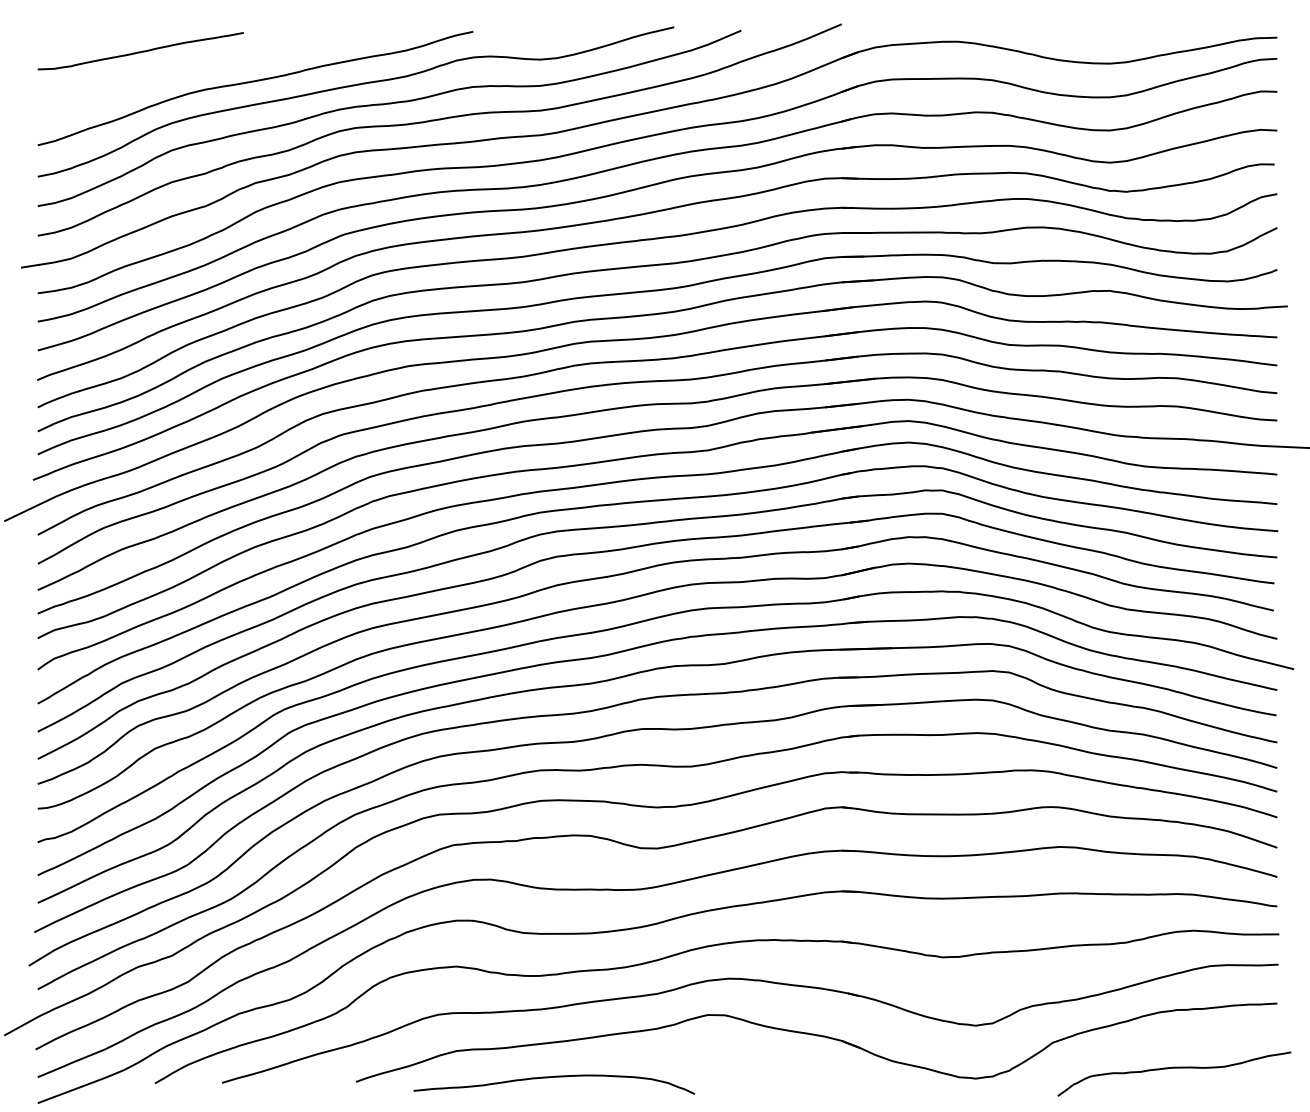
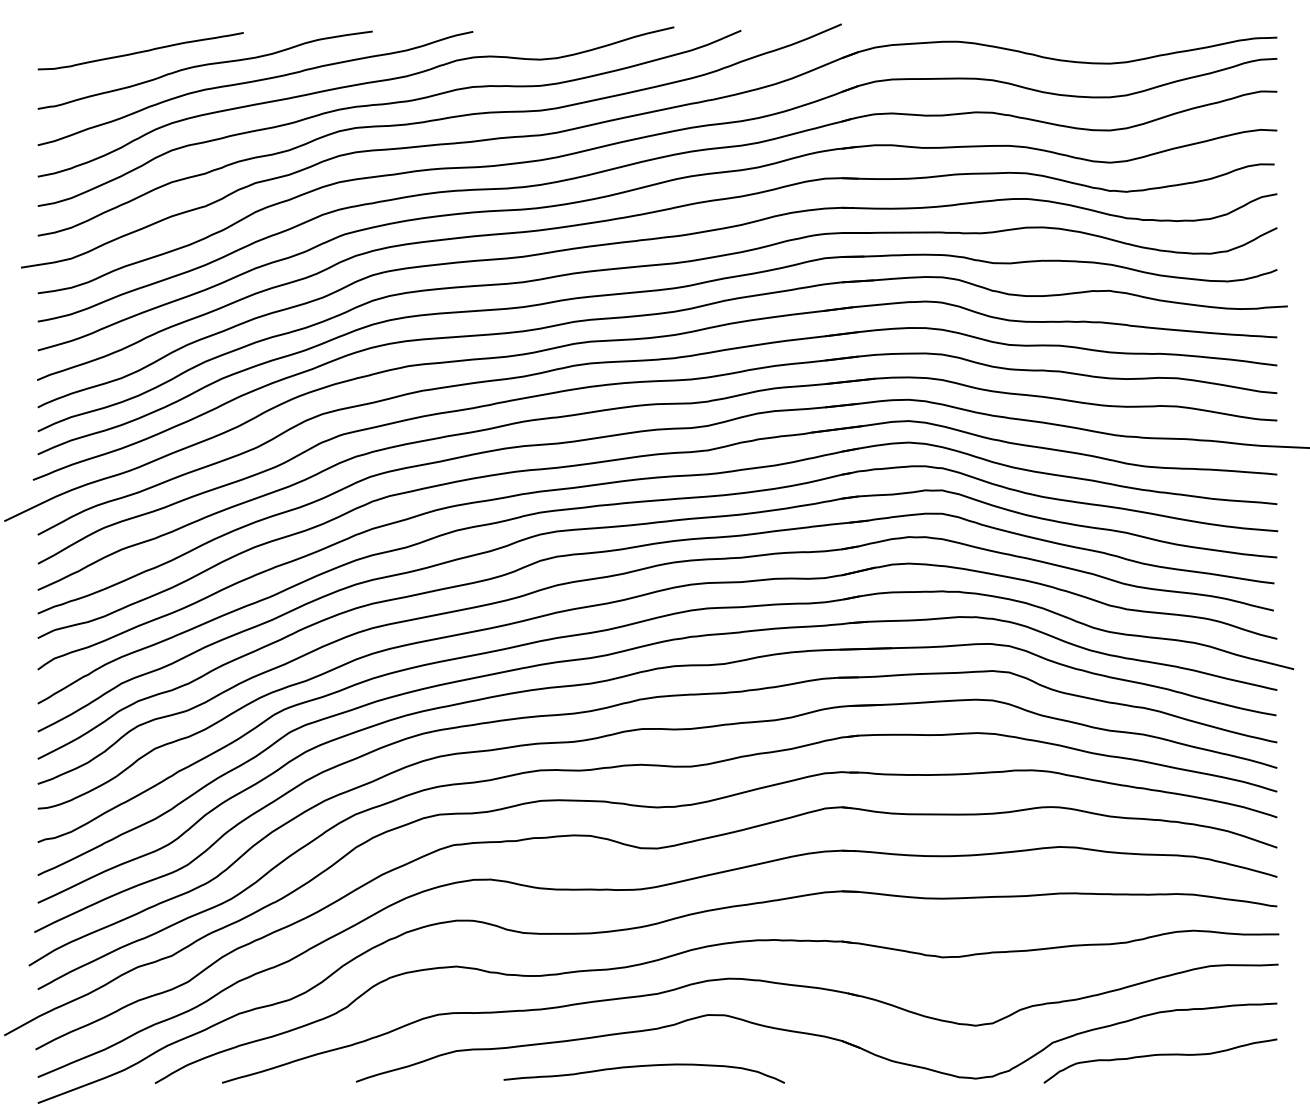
curve: none -> present (203, 66)
curve position: (1174, 1068) -> (1160, 1055) (1160, 1055)
curve position: (553, 1077) -> (643, 1066) (643, 1066)
